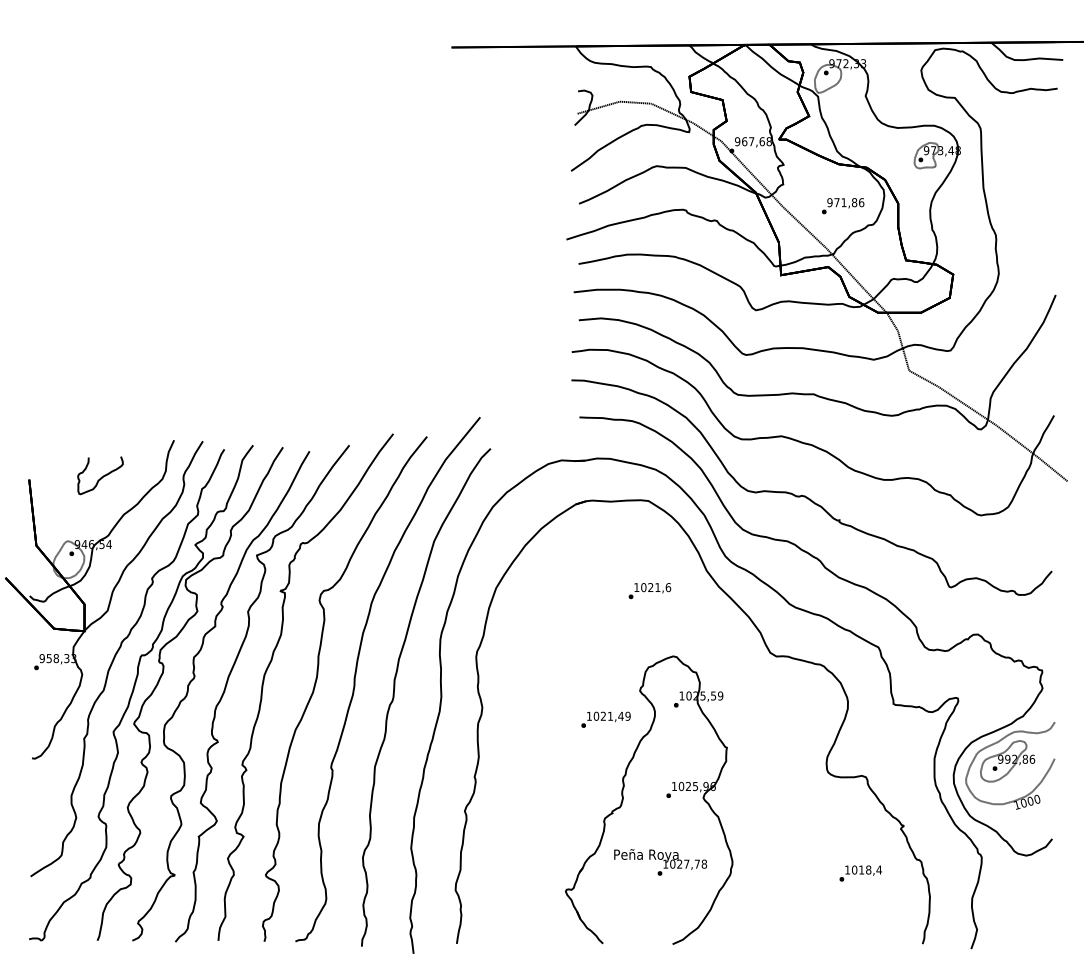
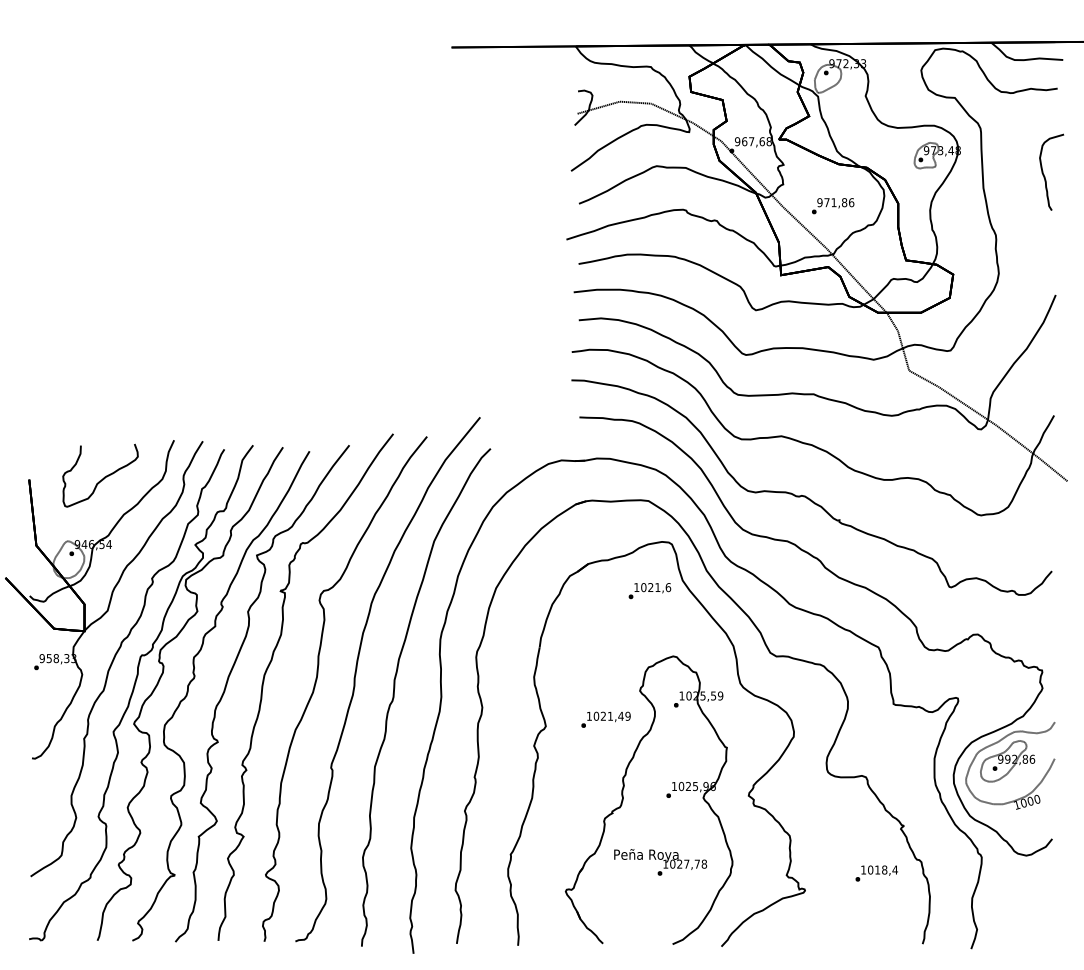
curve: none -> present (1044, 174)
text position: (843, 206) -> (833, 206) (833, 206)
part size: 47x40 px -> 77x65 px (100, 475)
part: none -> present (739, 684)
text position: (860, 873) -> (876, 873) (876, 873)
